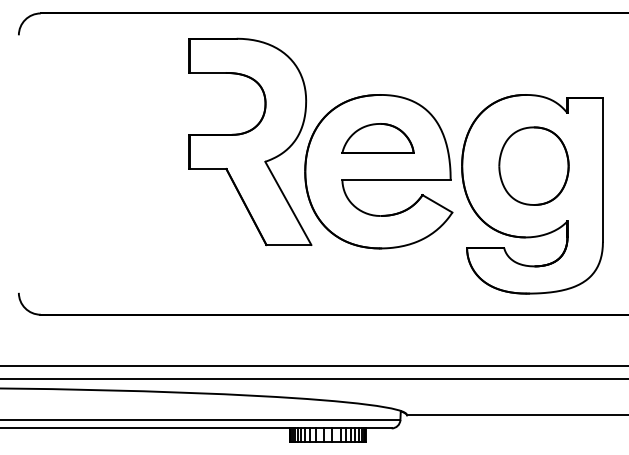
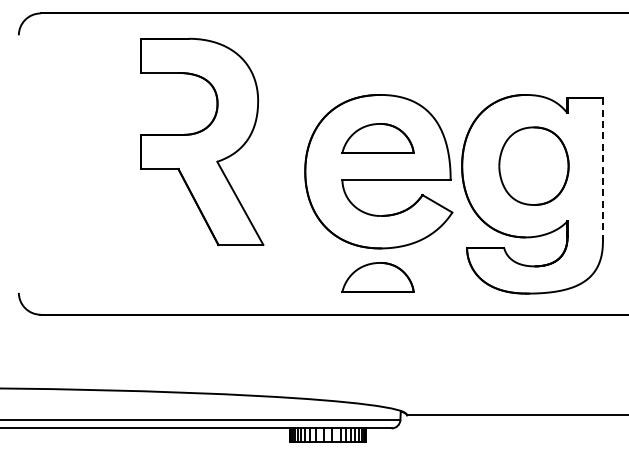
part position: (250, 141) -> (202, 141) (202, 141)
line: solid -> dashed (602, 170)
part: none -> present (377, 277)
line: present -> none (313, 366)
line: present -> none (313, 379)
